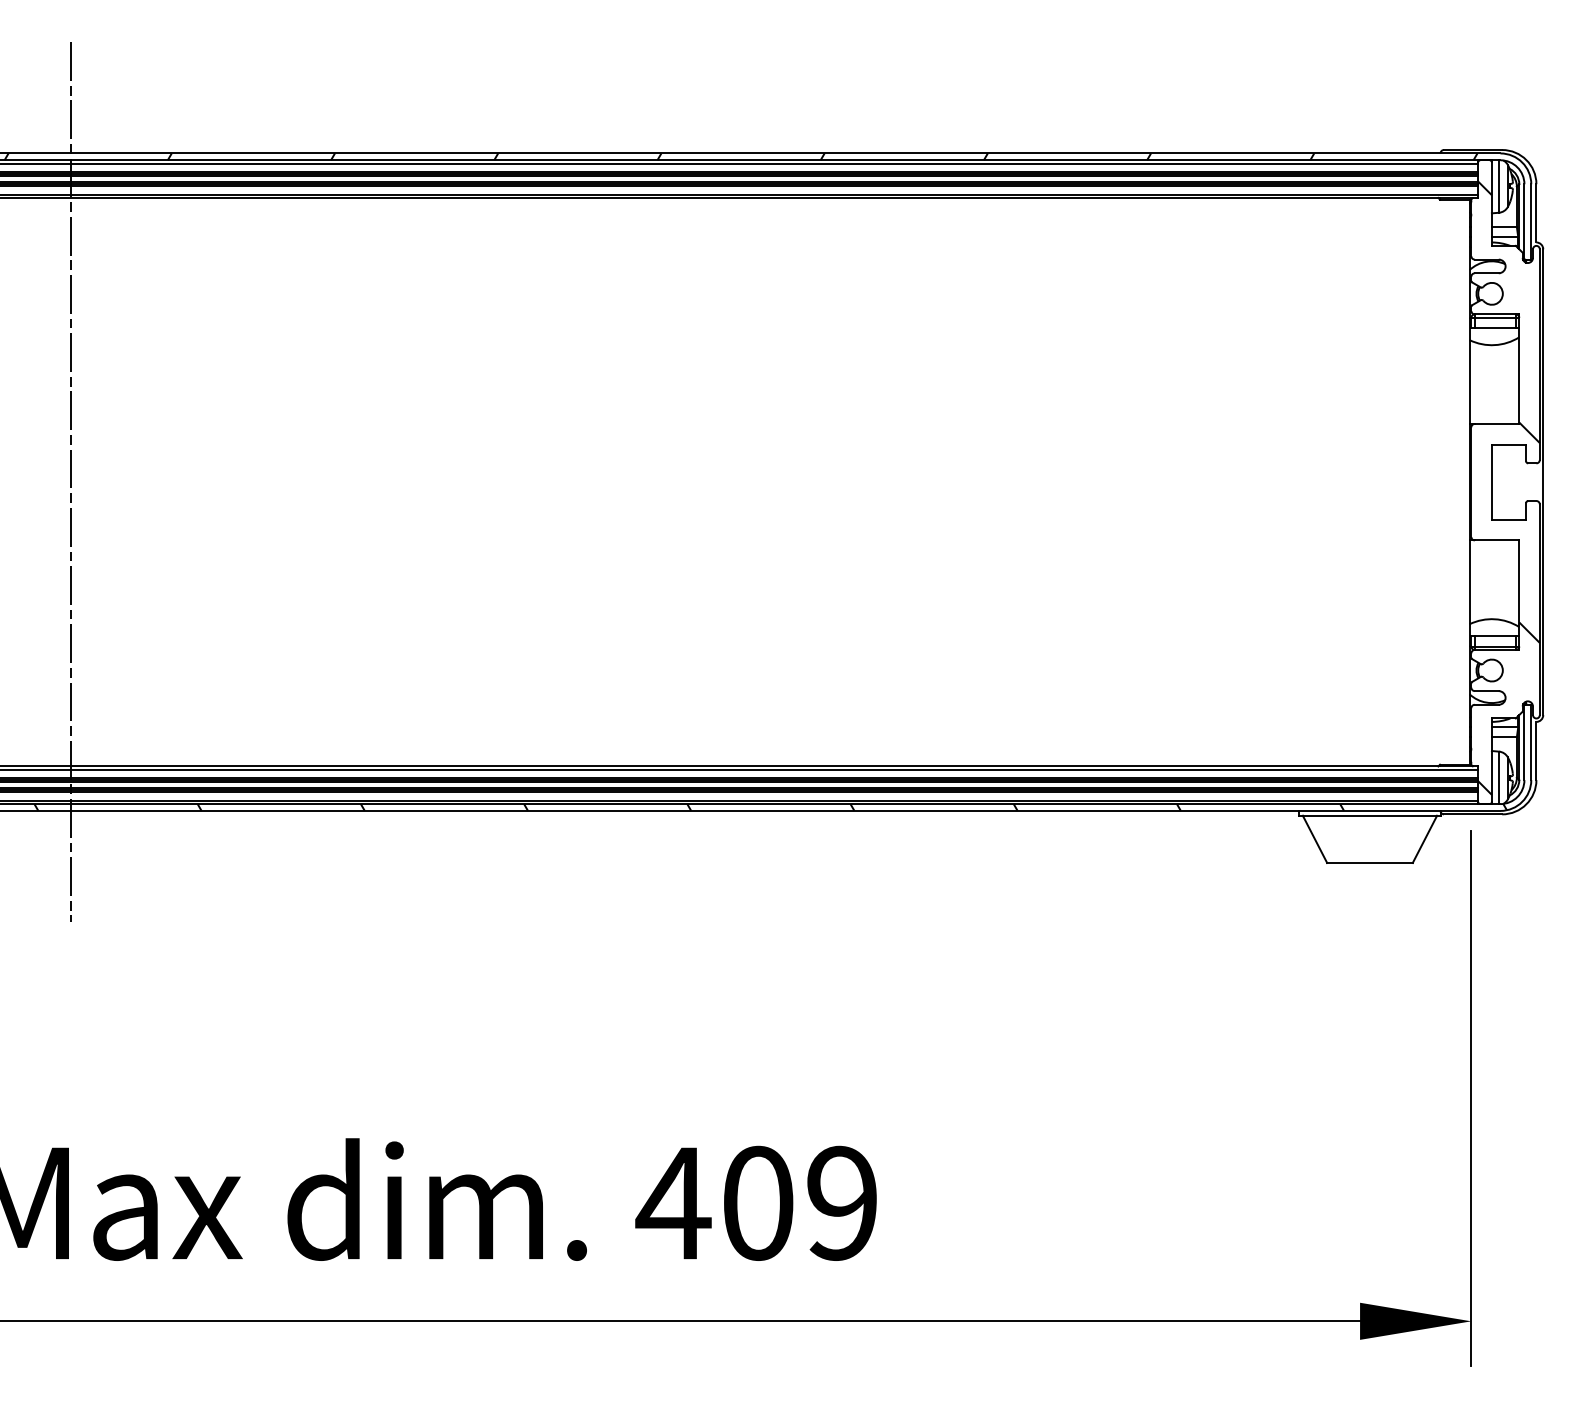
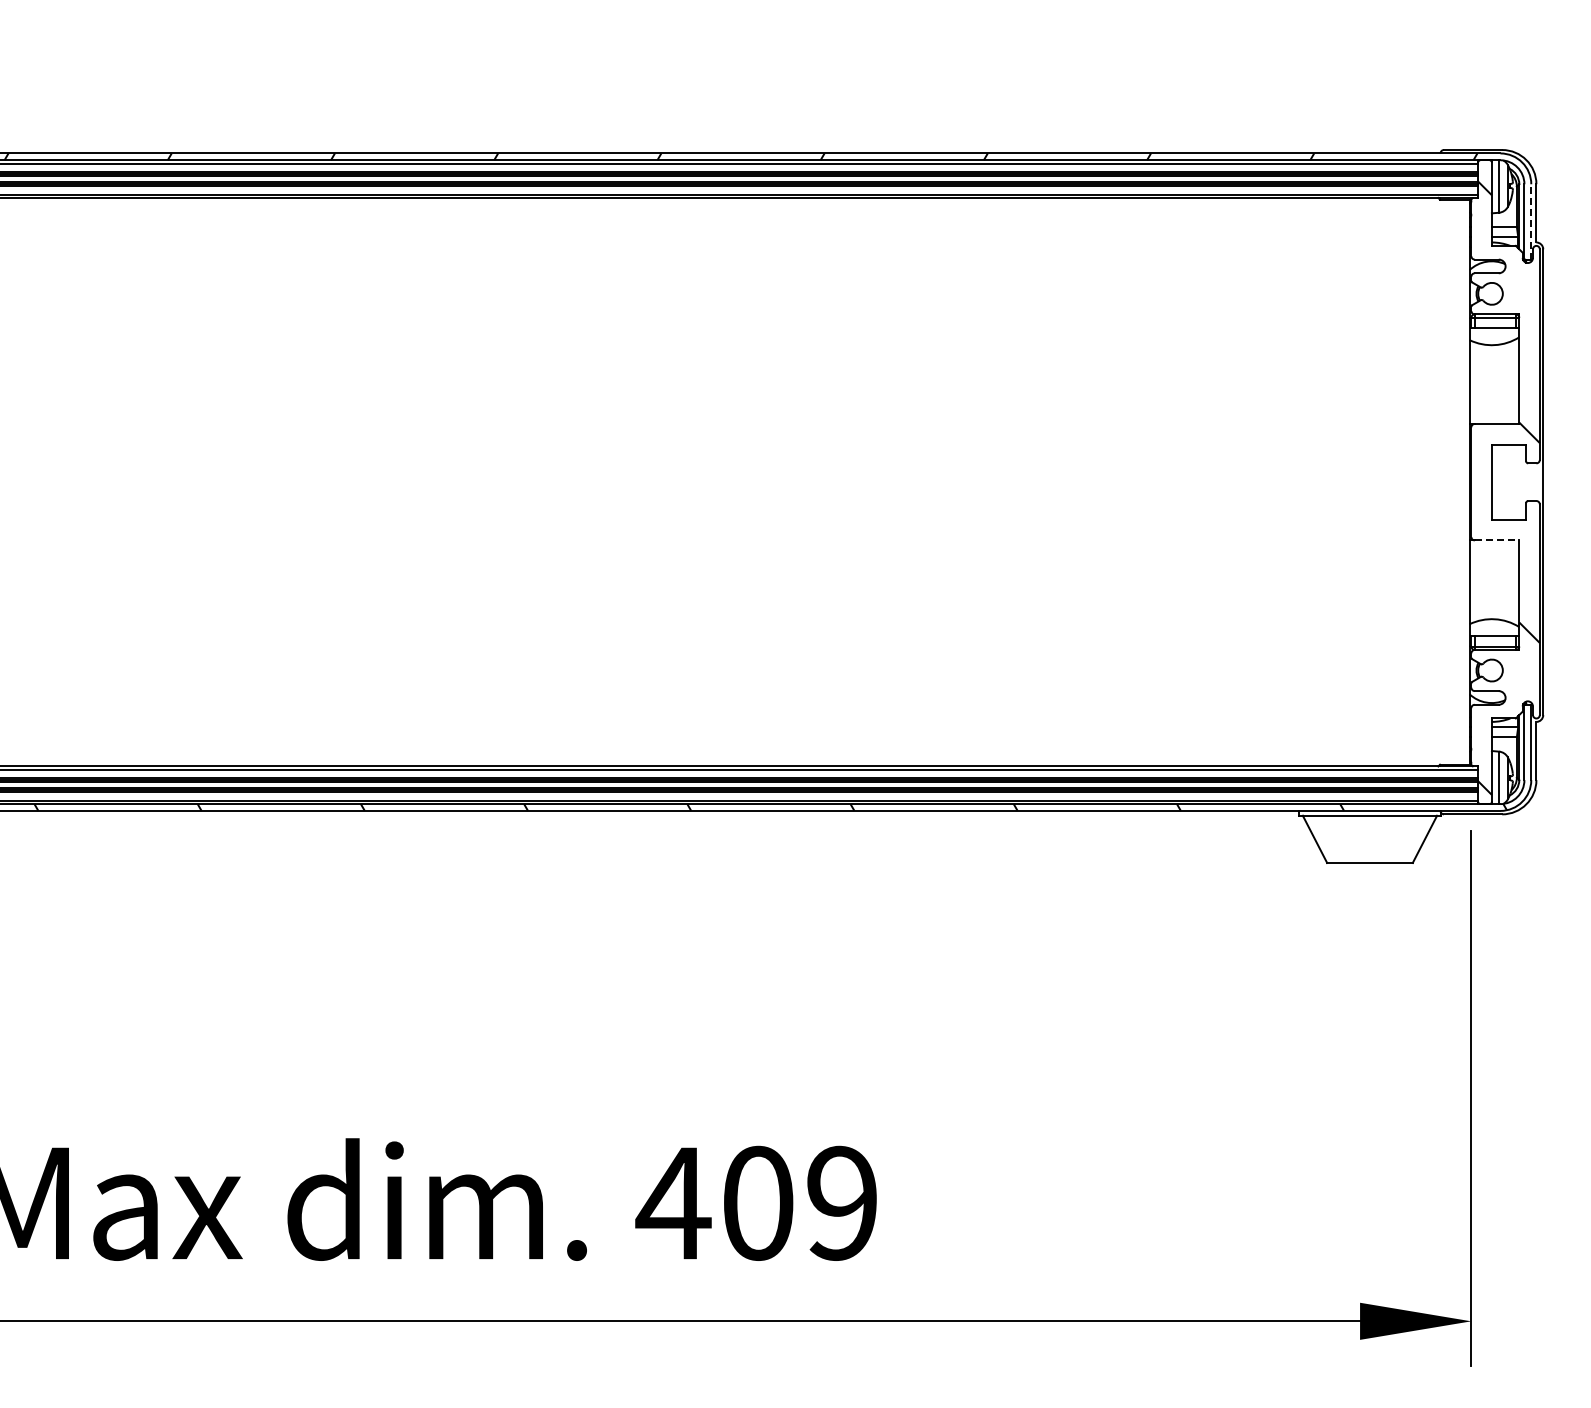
line: solid -> dashed (1531, 221)
line: present -> none (70, 482)
line: solid -> dashed (1497, 540)
